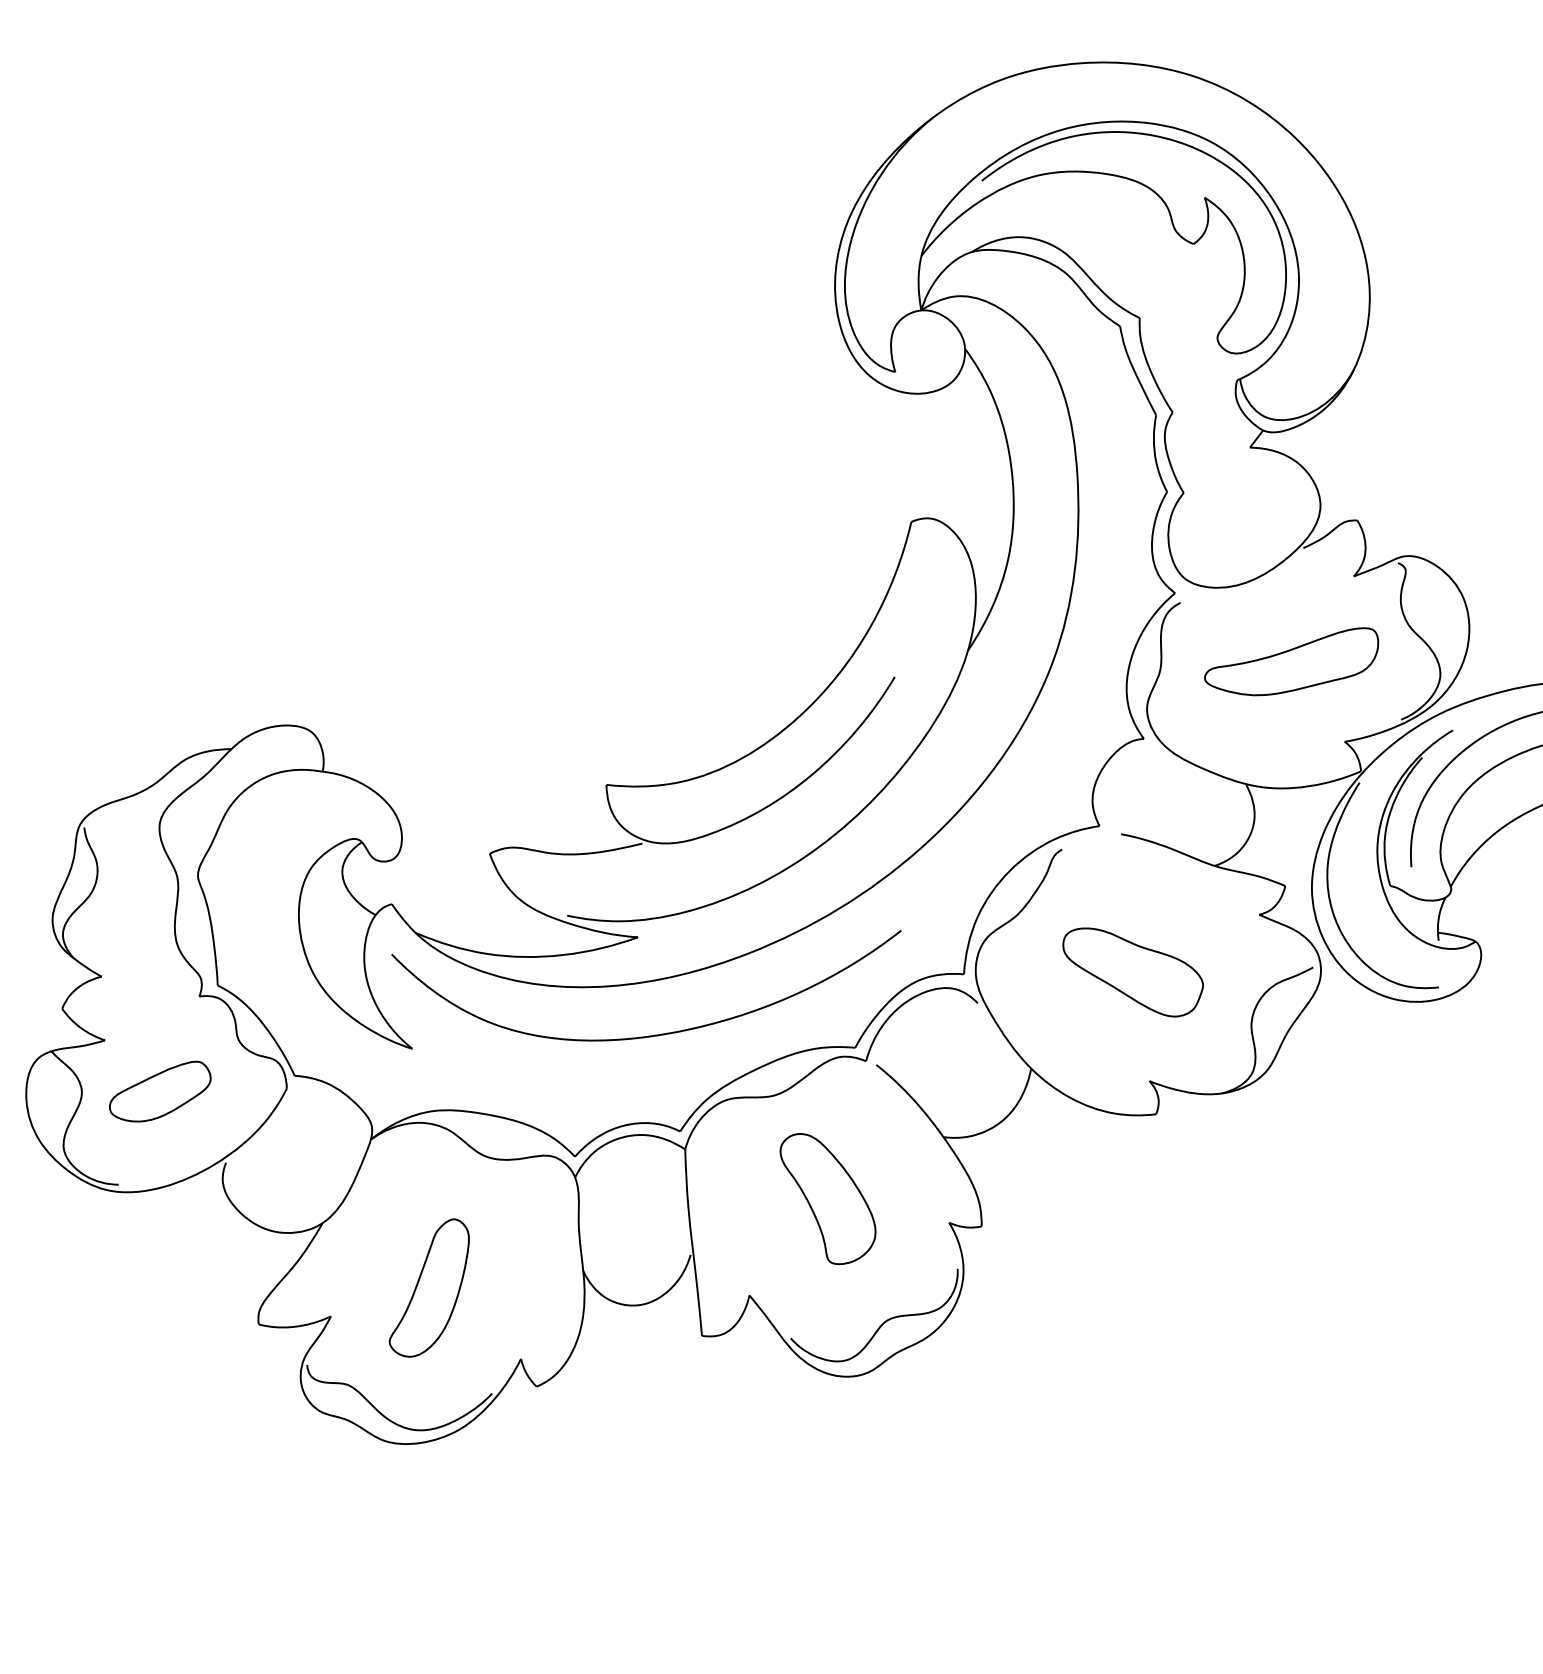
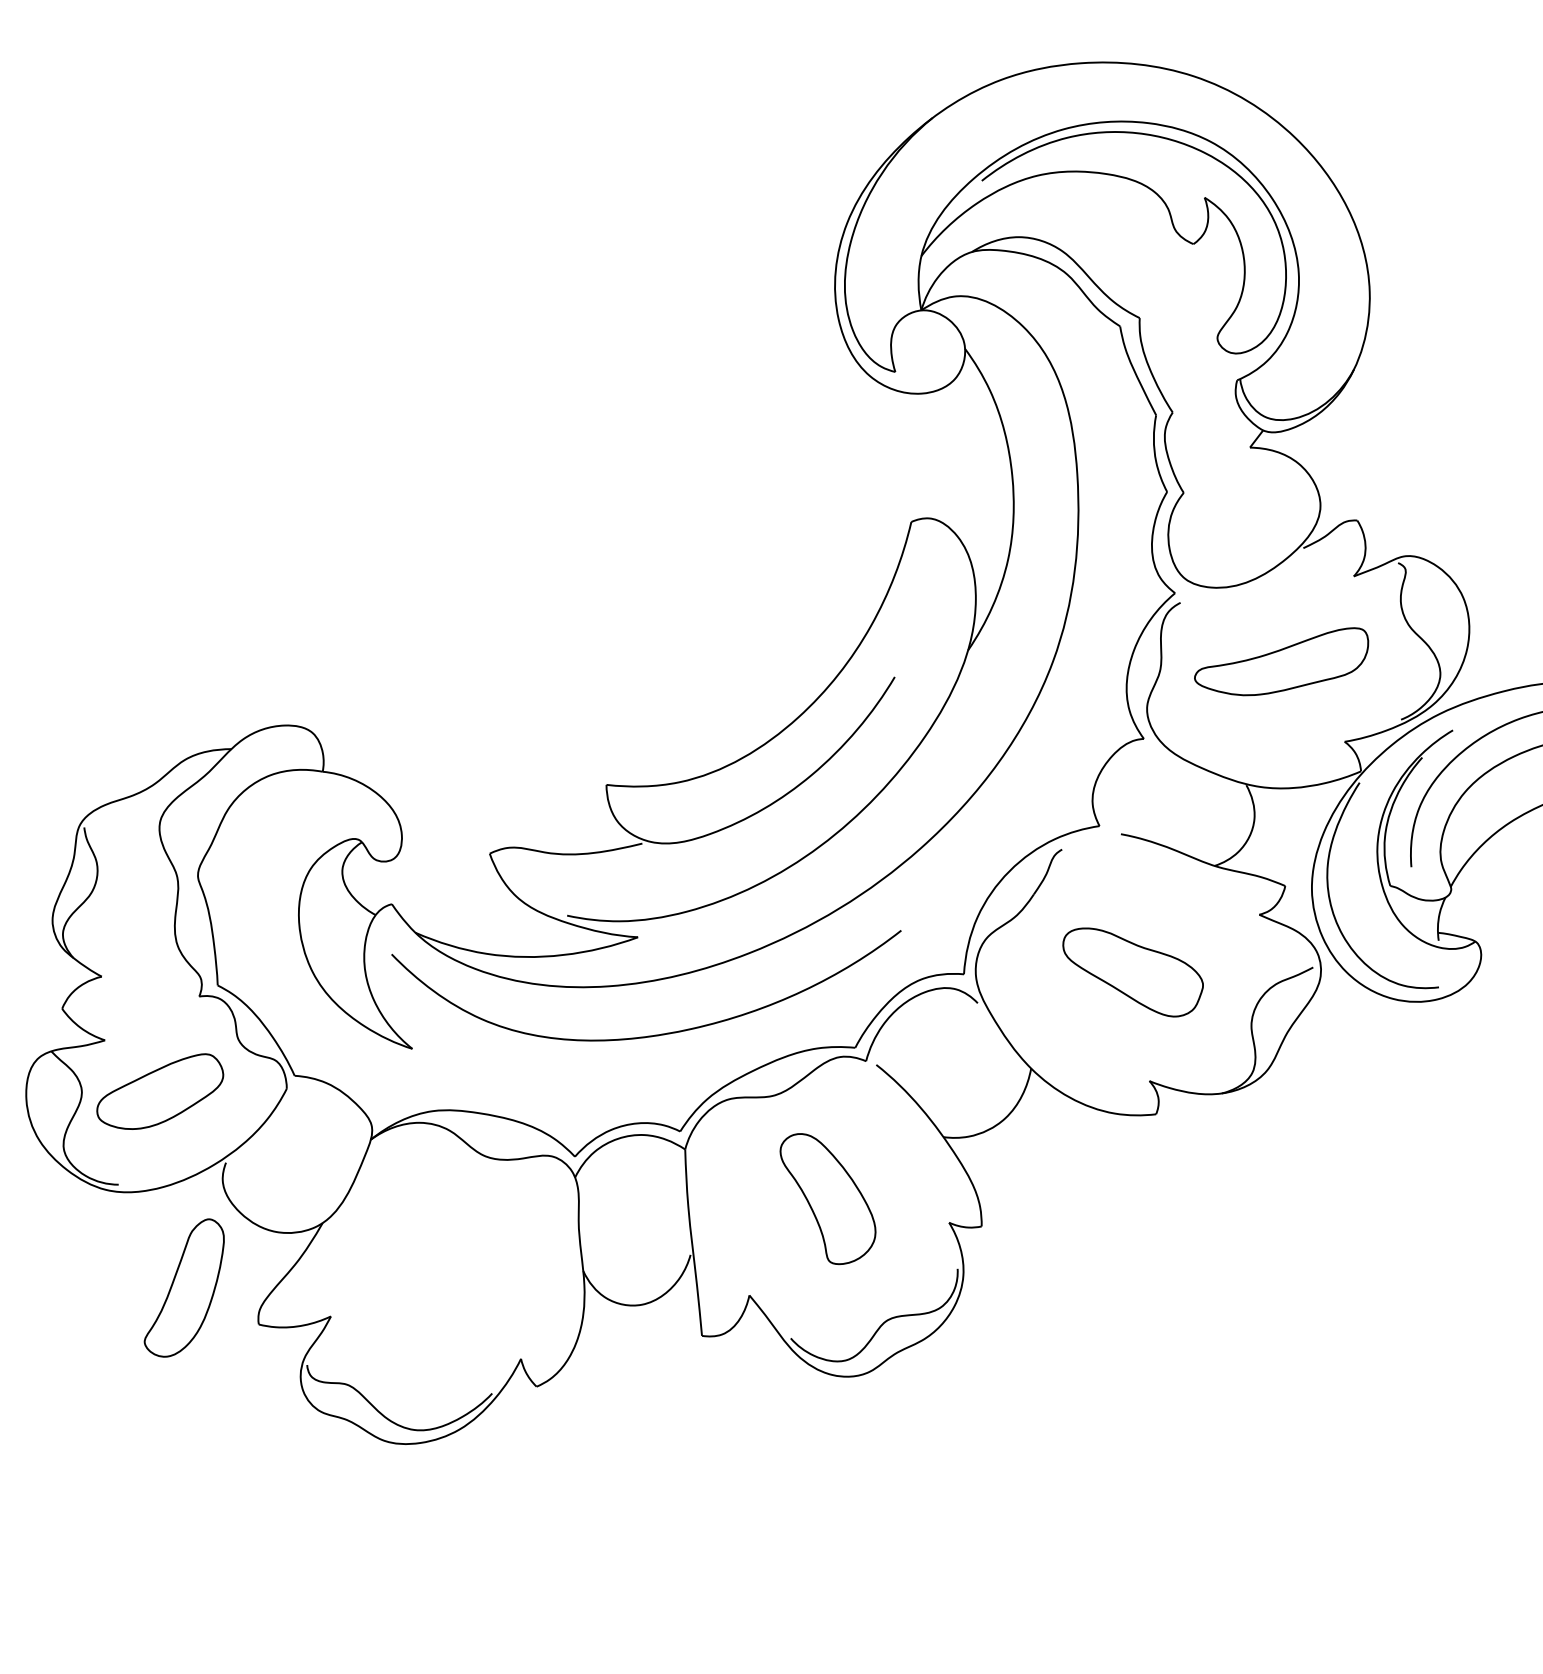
part position: (1291, 661) -> (1281, 661) (1281, 661)
part size: 103x63 px -> 129x77 px (160, 1091)
part position: (428, 1287) -> (183, 1287) (183, 1287)
